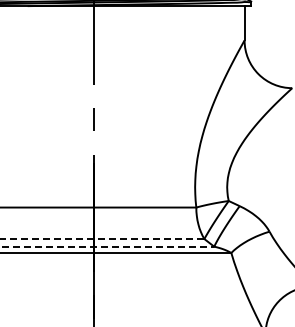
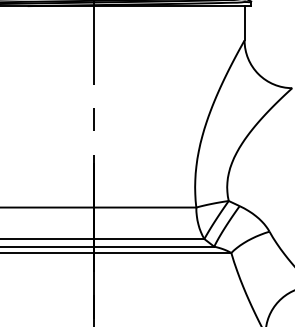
line: dashed -> solid (101, 239)
line: dashed -> solid (107, 246)
